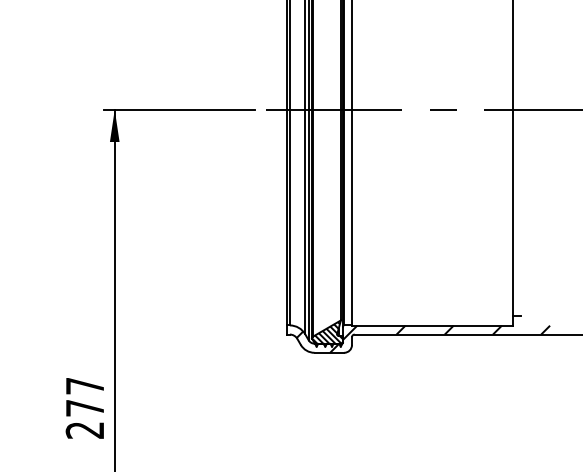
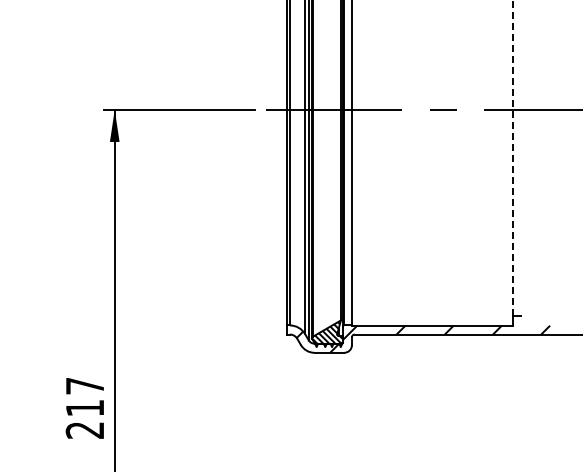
line: solid -> dashed (513, 157)
text: 277 -> 217 (84, 408)
